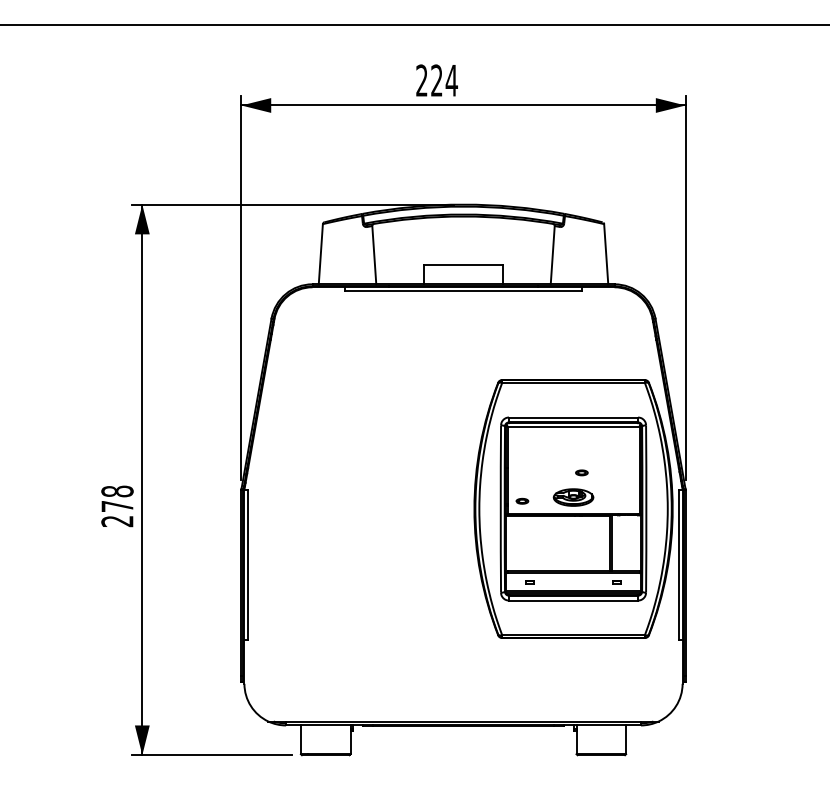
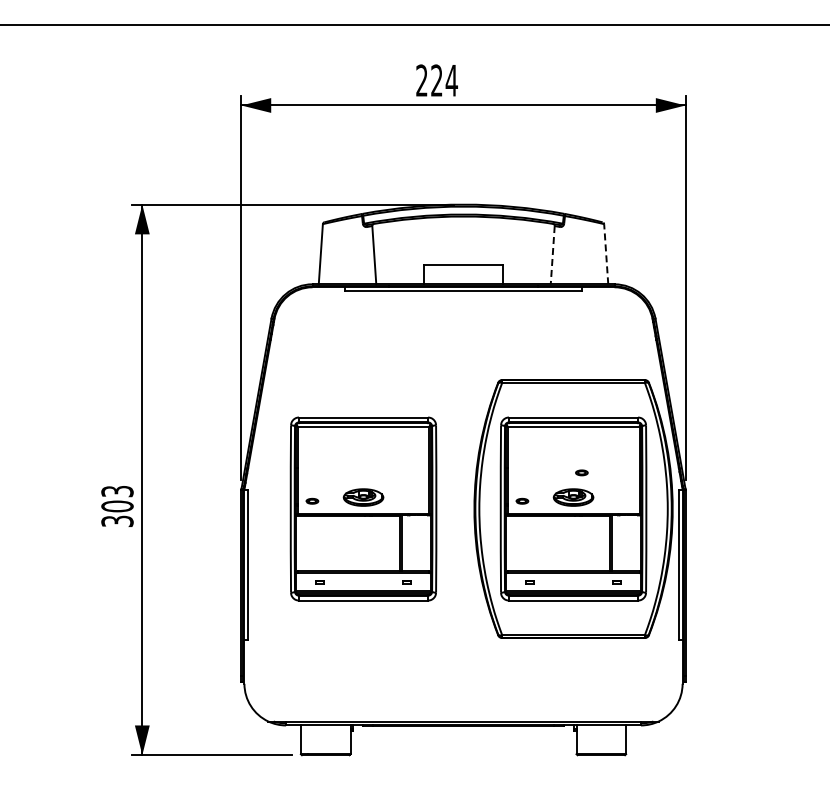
line: solid -> dashed (606, 253)
line: solid -> dashed (552, 255)
text: 278 -> 303 (117, 506)
part: none -> present (363, 508)
